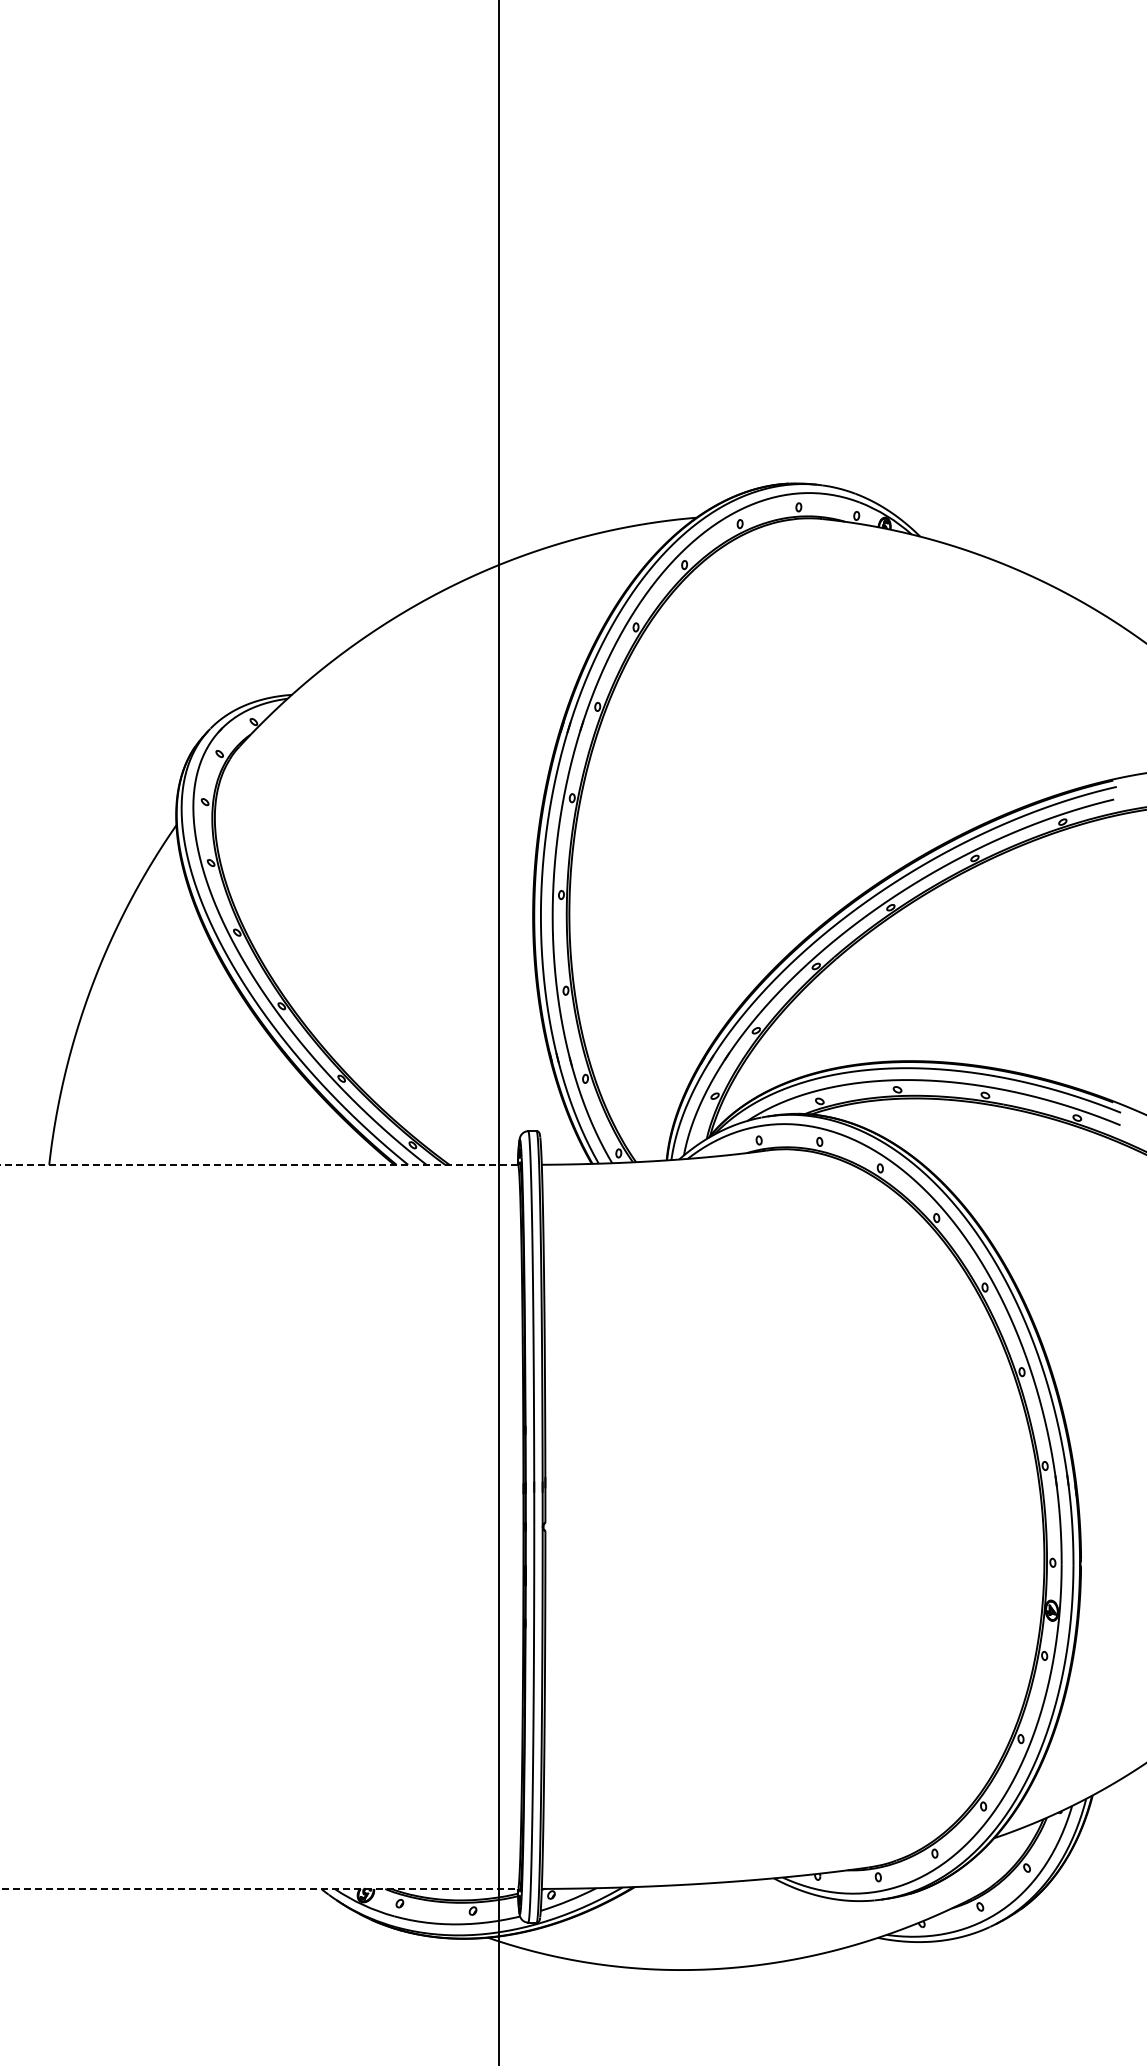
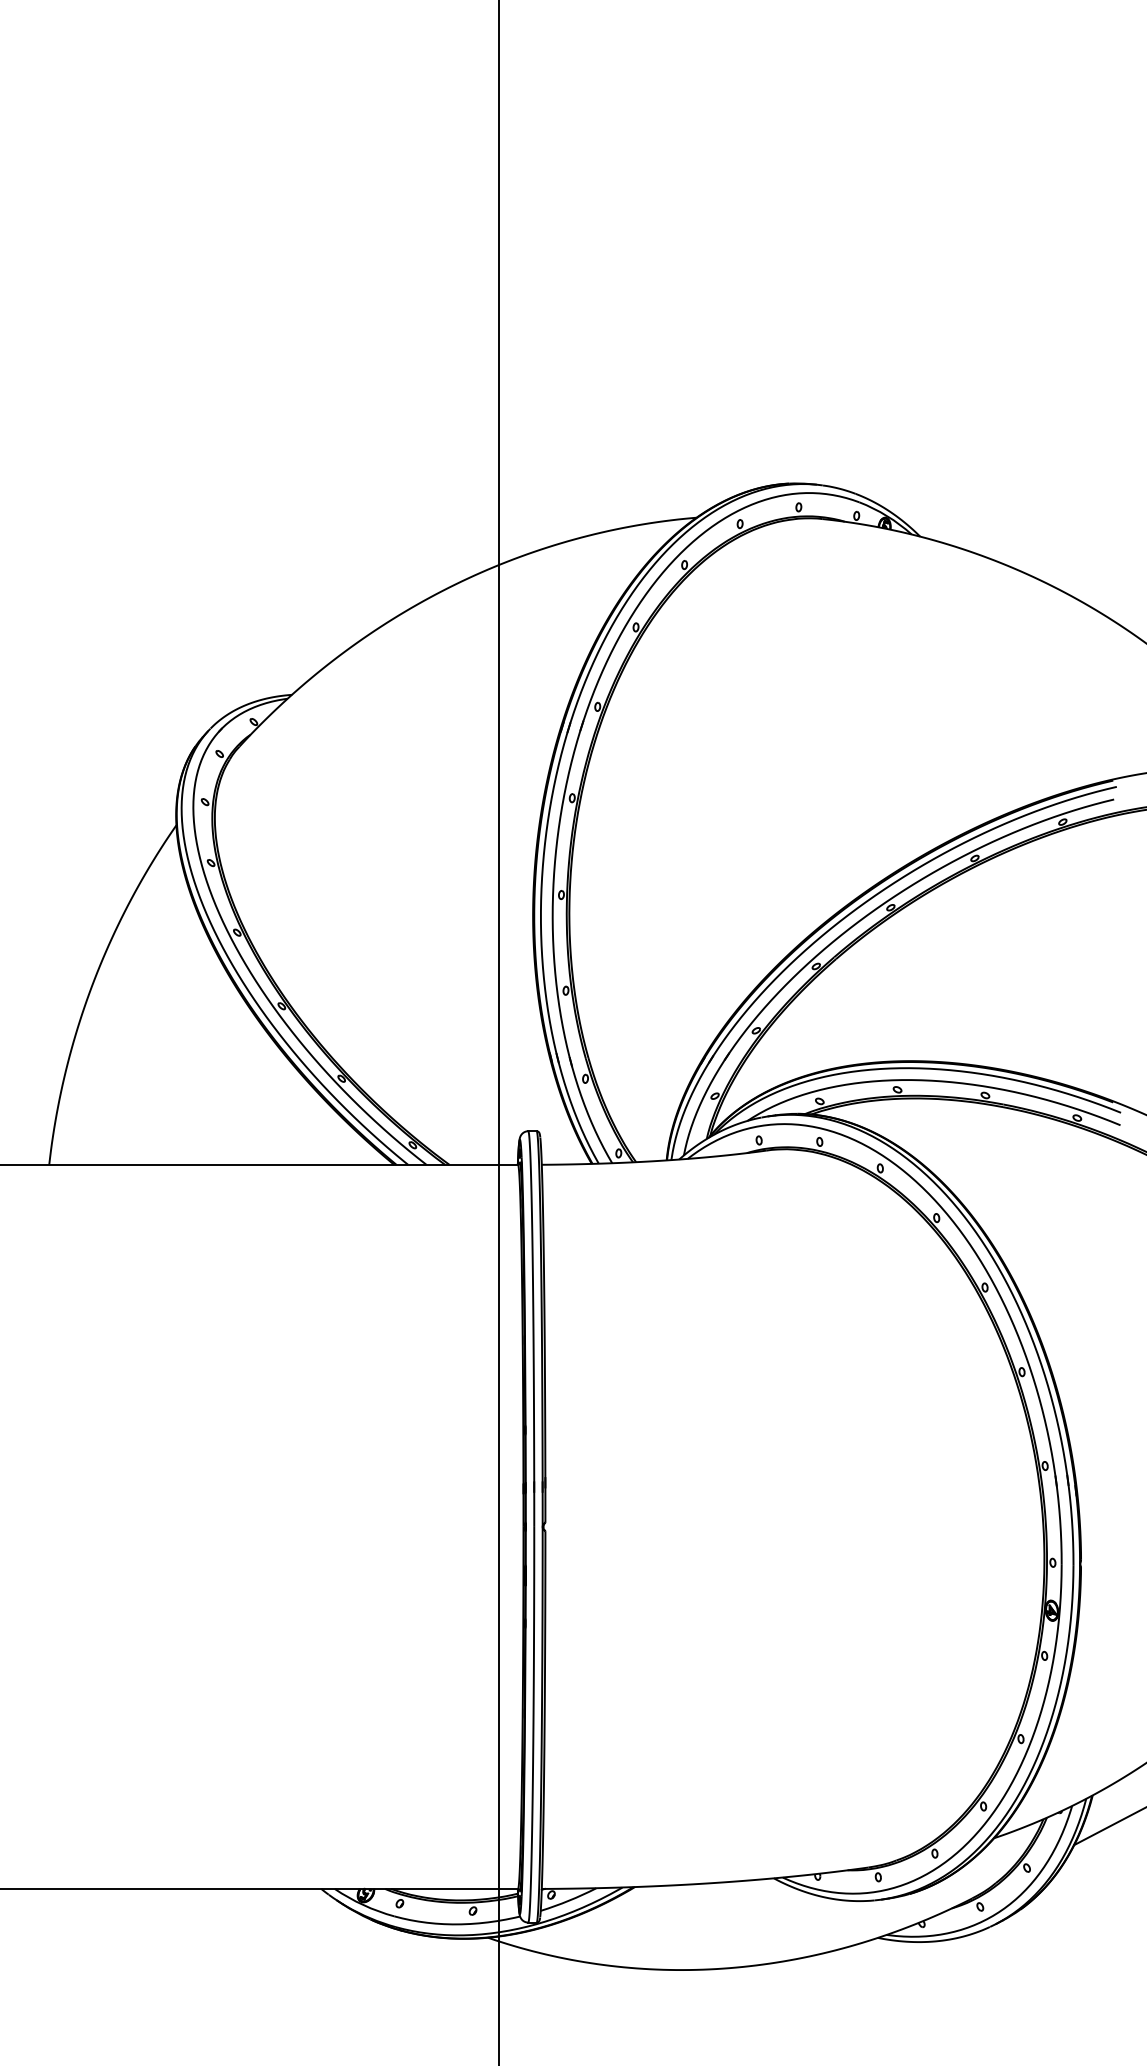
line: dashed -> solid (259, 1164)
line: none -> present (1108, 1826)
line: dashed -> solid (259, 1889)
